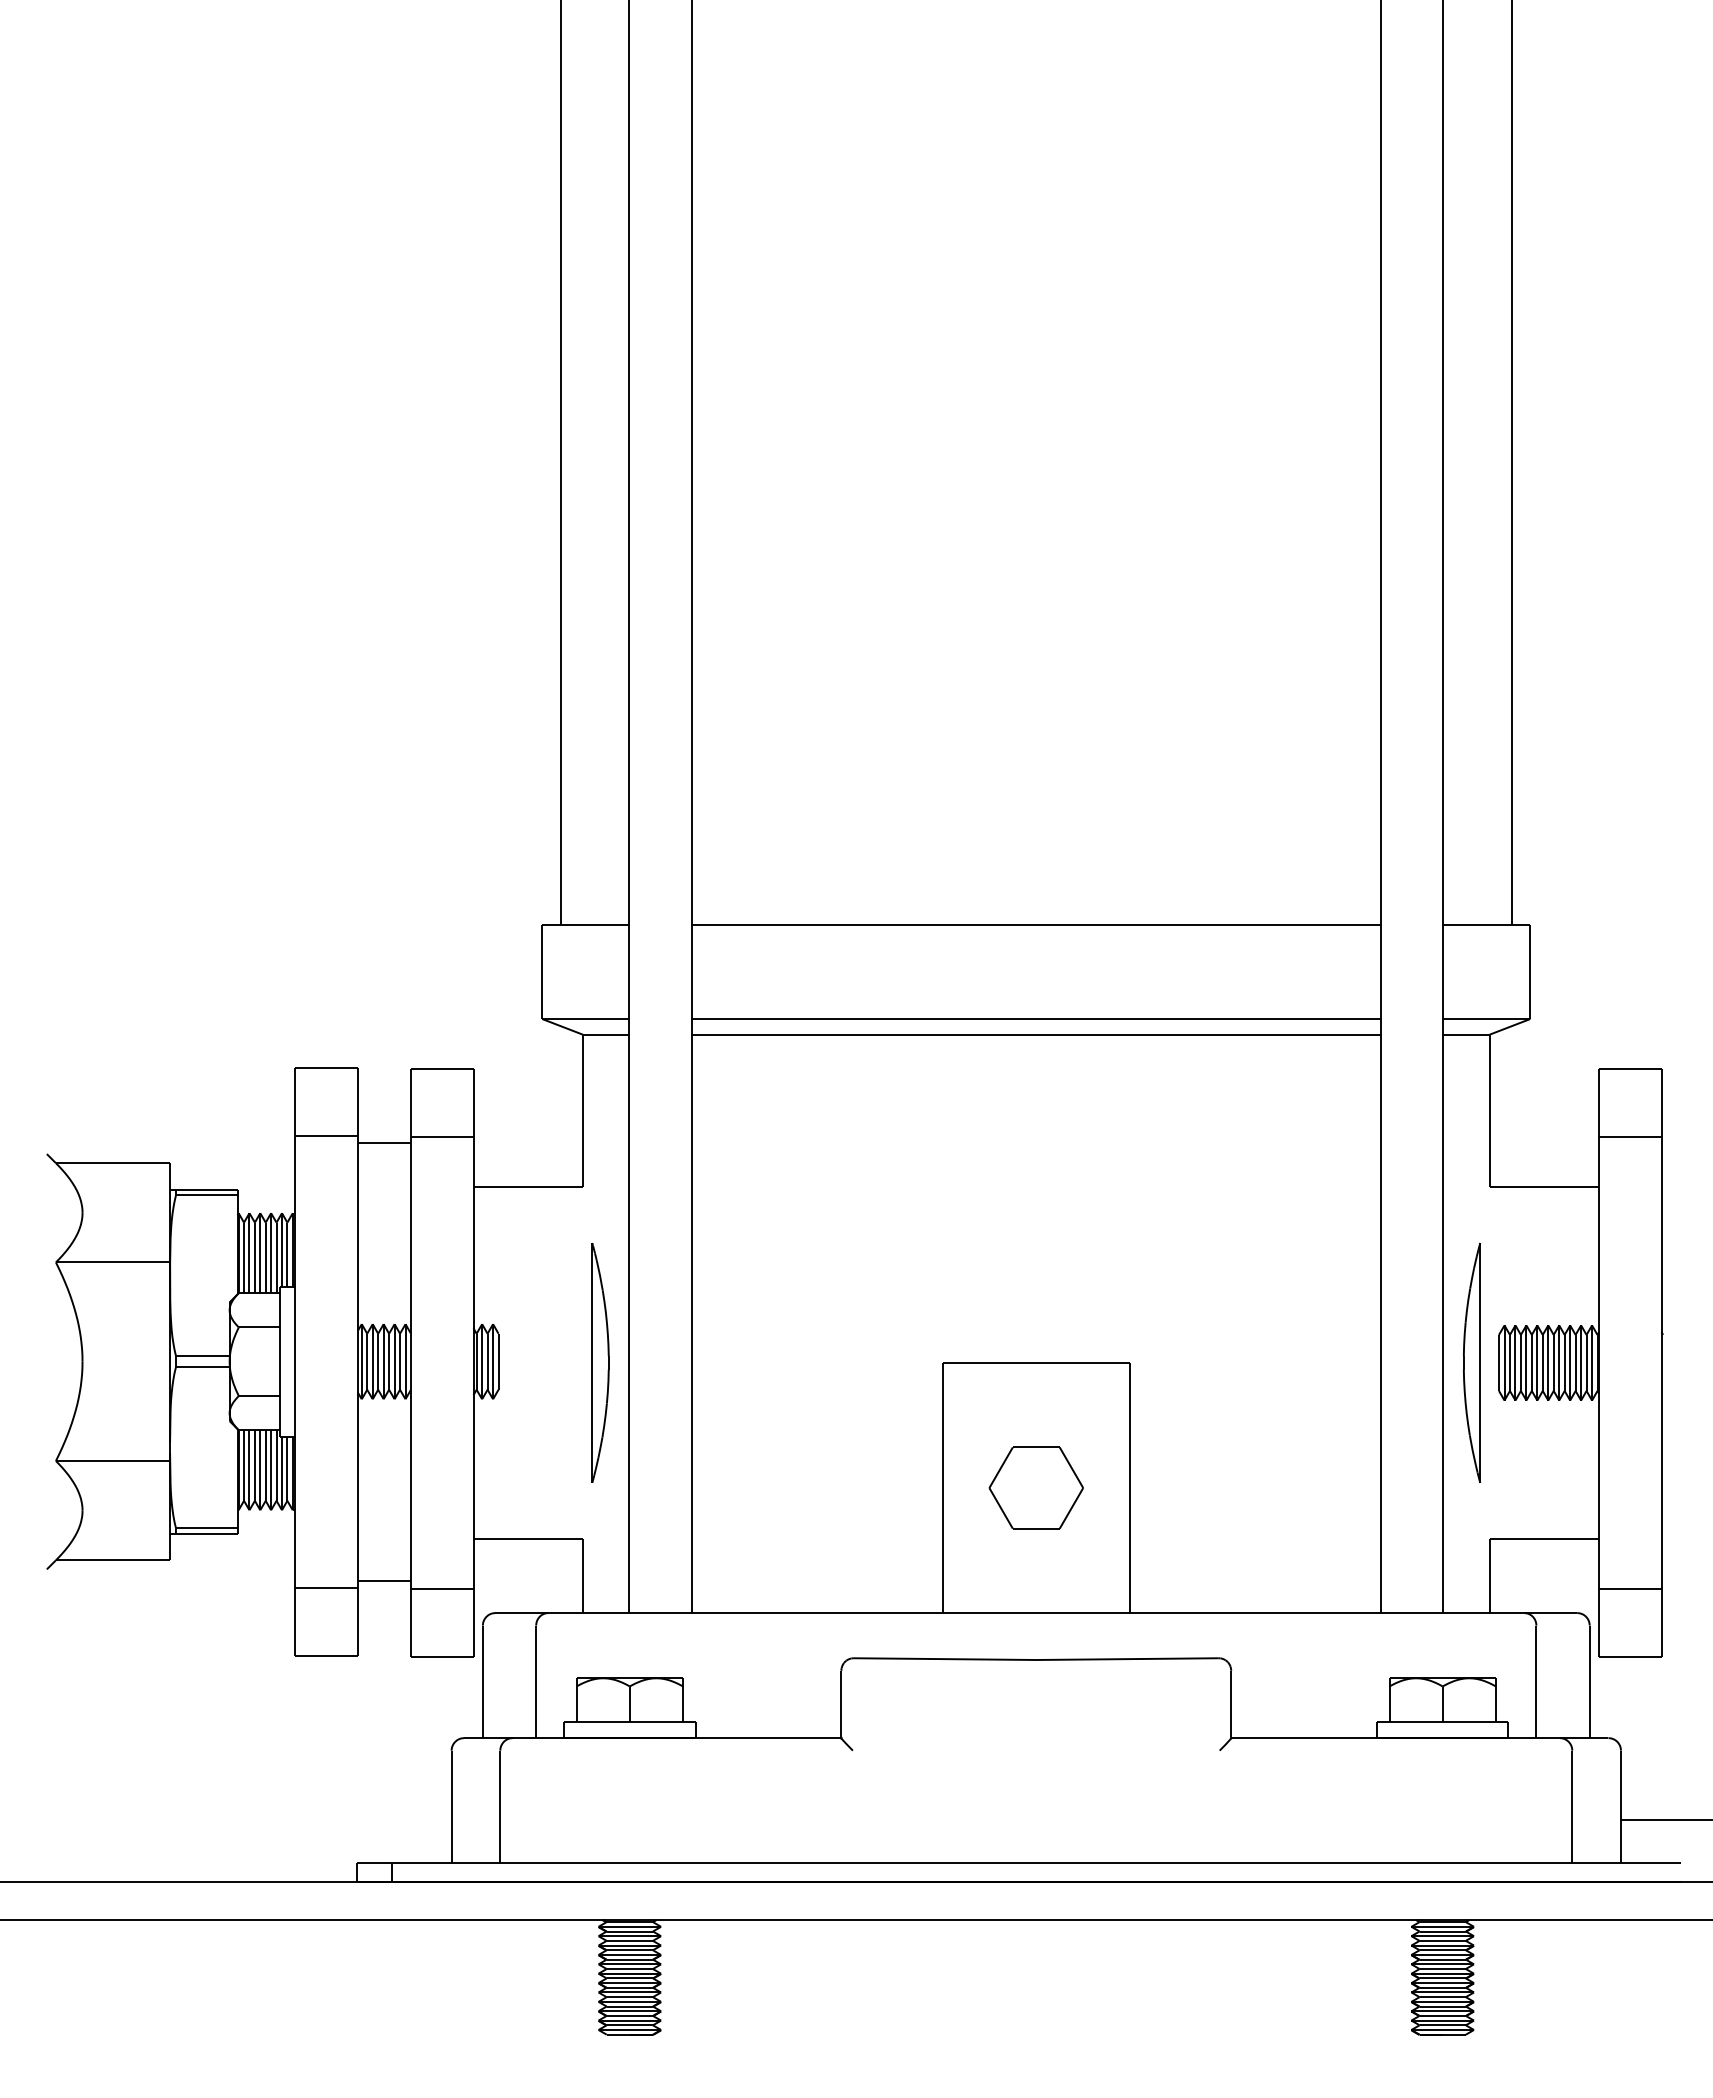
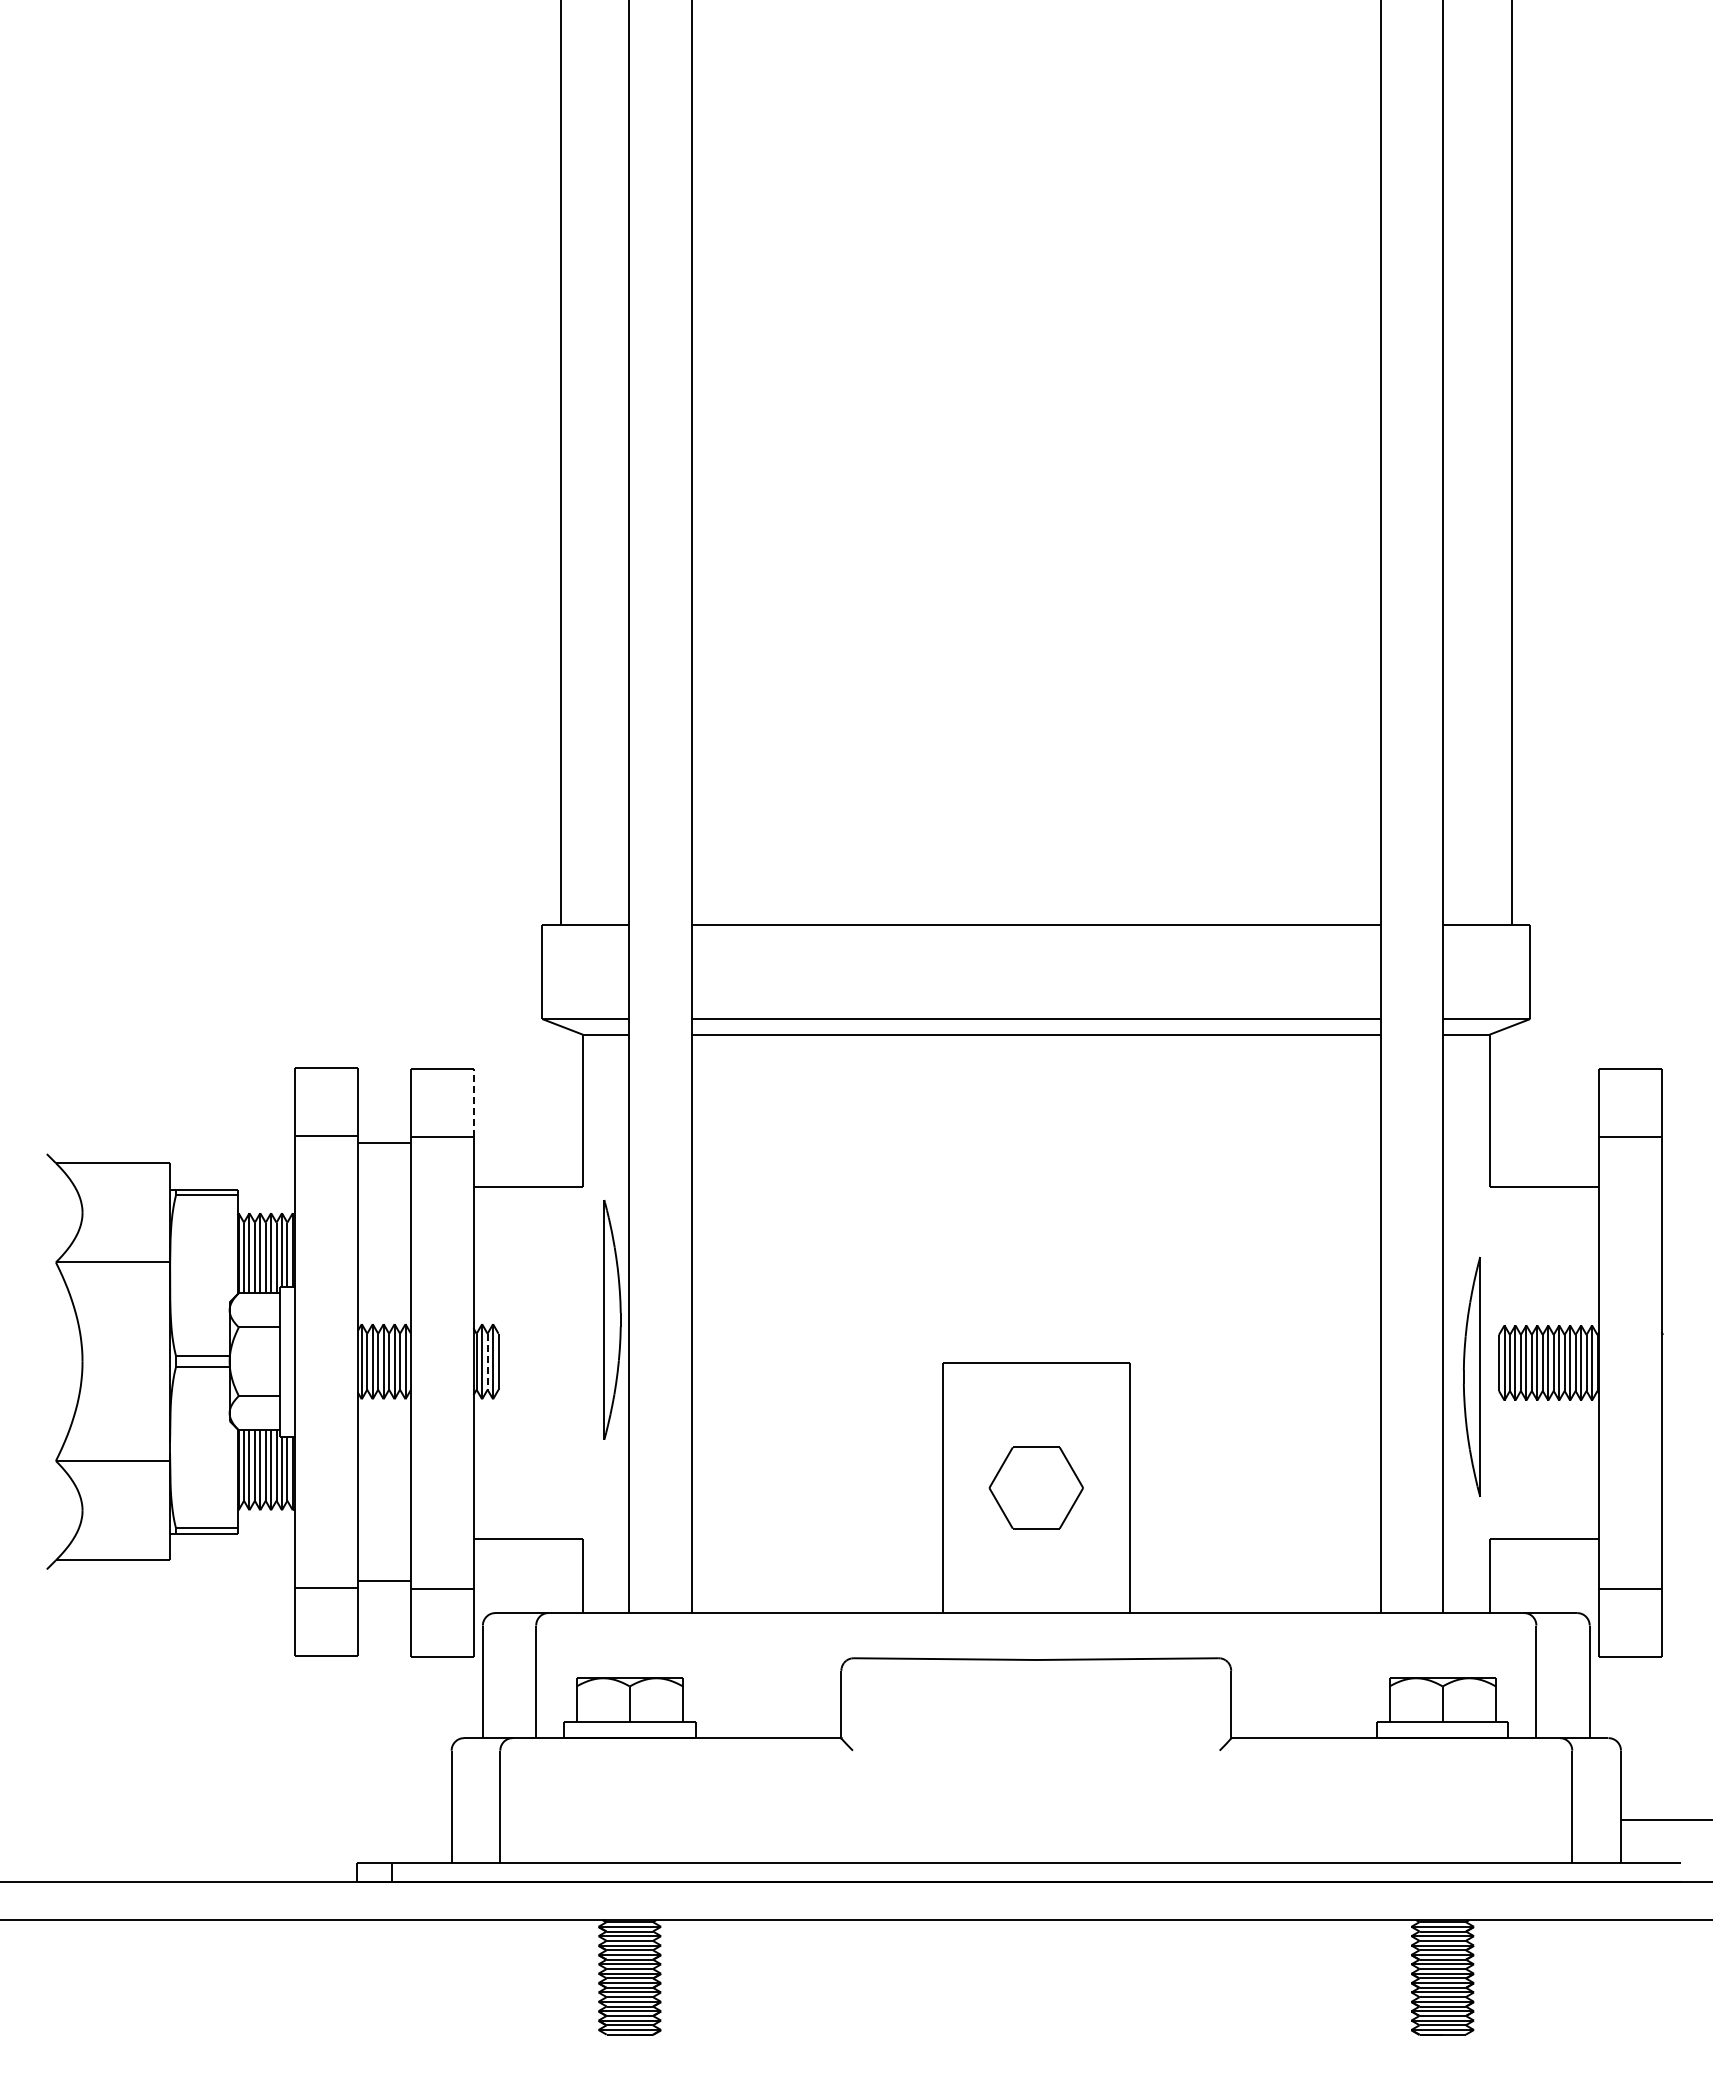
line: solid -> dashed (473, 1102)
line: solid -> dashed (487, 1362)
part position: (600, 1362) -> (612, 1319) (612, 1319)
part position: (1471, 1362) -> (1471, 1376) (1471, 1376)
